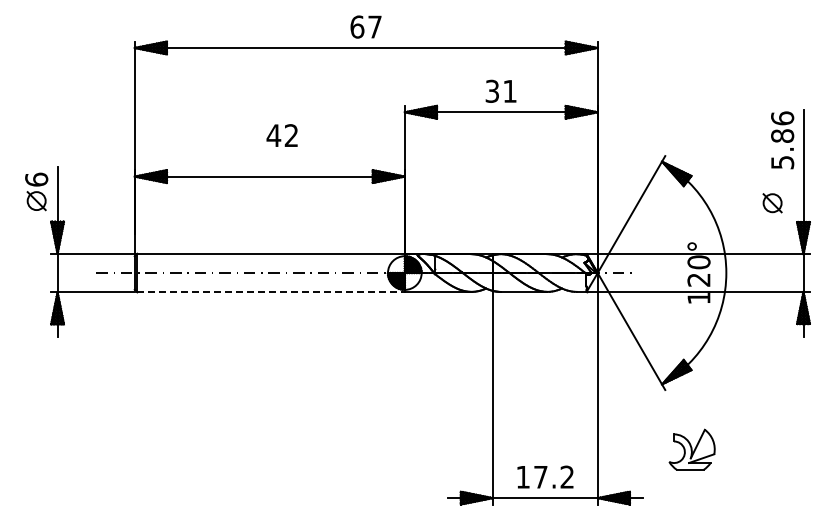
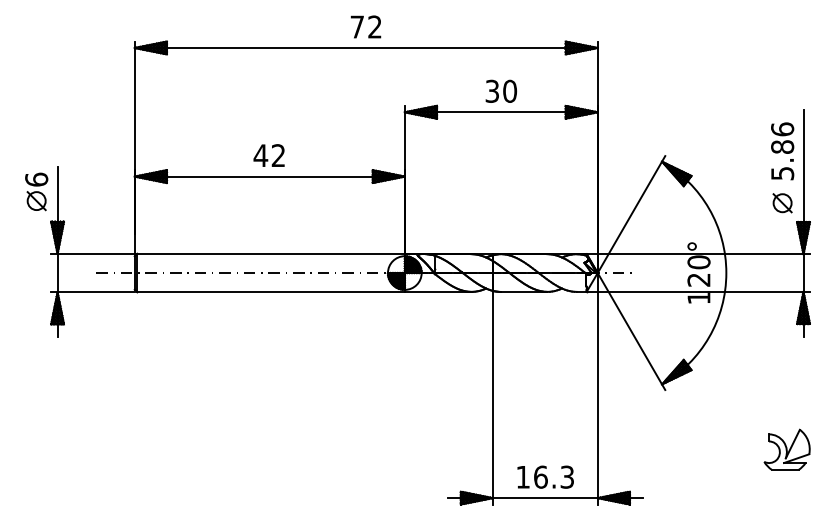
text: 67 -> 72 (365, 26)
text: 31 -> 30 (510, 90)
text position: (281, 135) -> (268, 155) (268, 155)
text position: (782, 140) -> (782, 151) (782, 151)
part position: (772, 203) -> (782, 203) (782, 203)
line: dashed -> solid (271, 292)
part position: (691, 449) -> (786, 449) (786, 449)
text: 17.2 -> 16.3 (553, 476)
